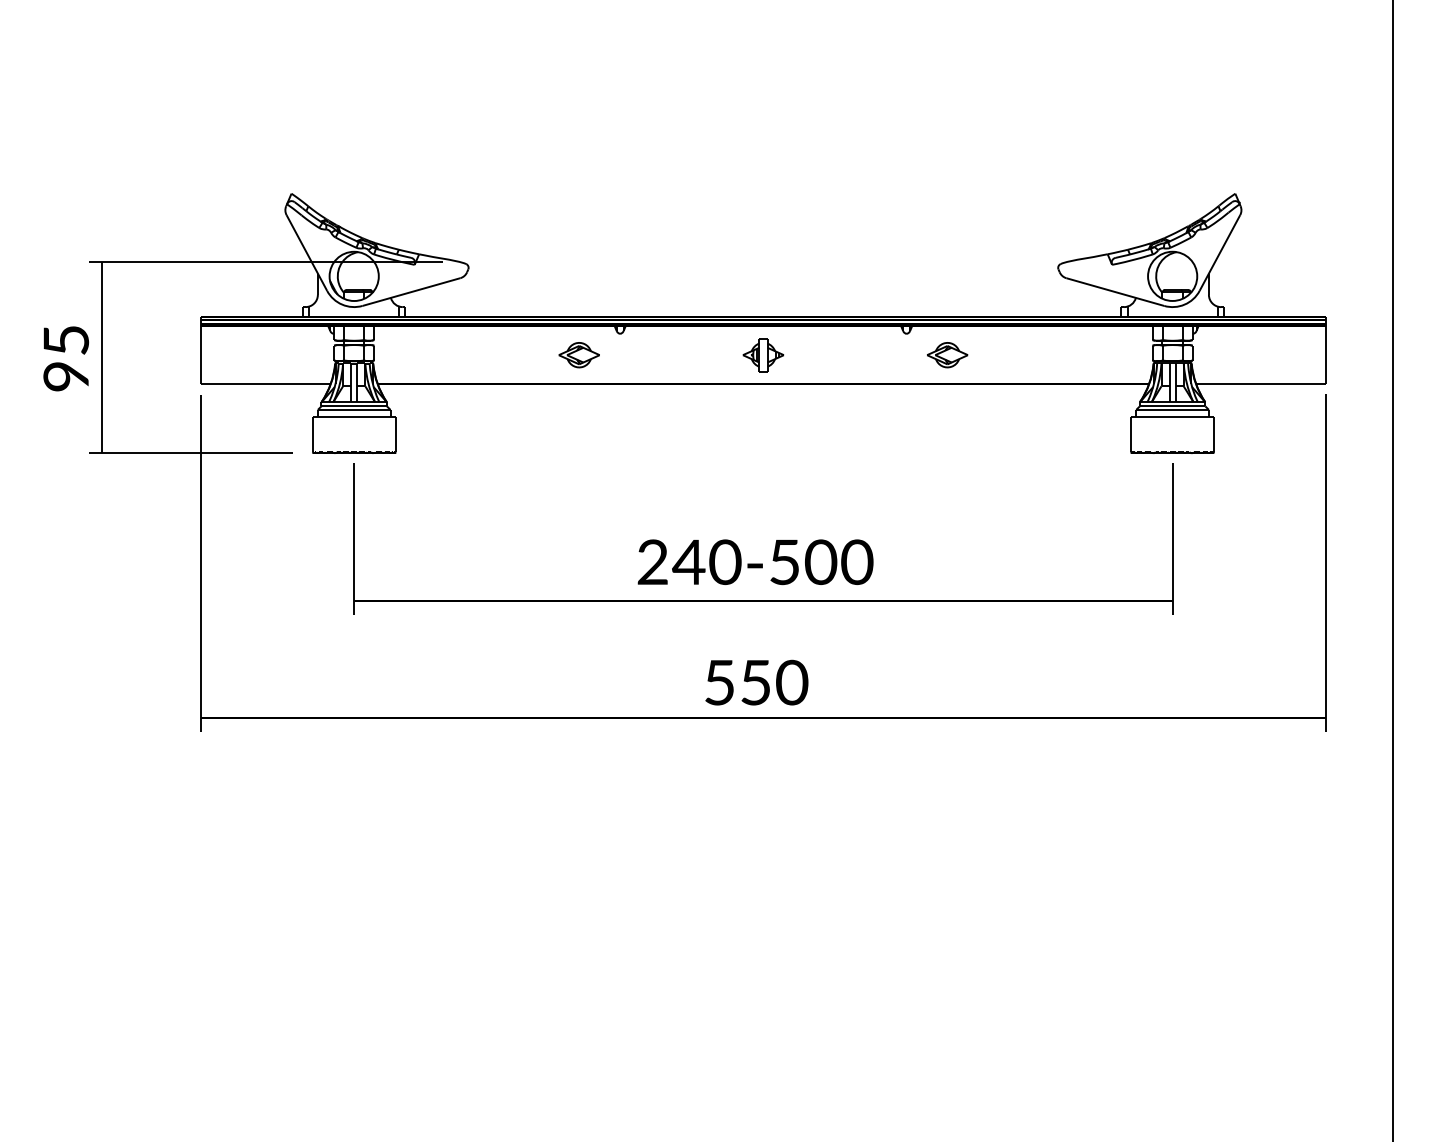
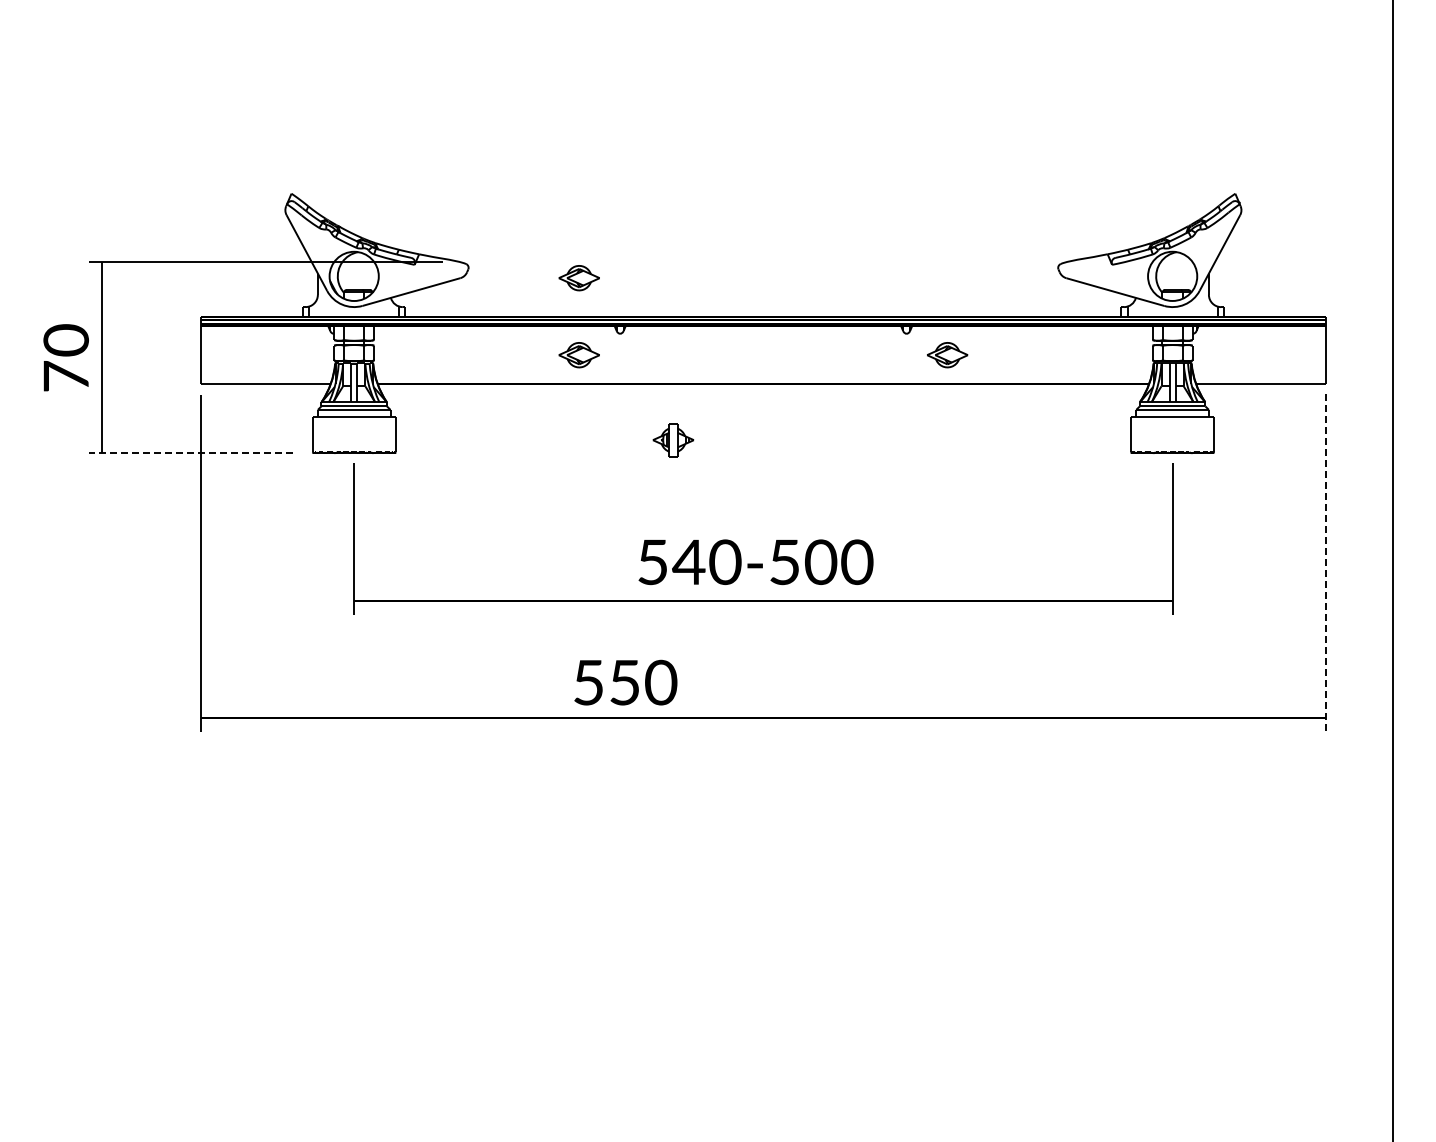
part: none -> present (578, 278)
part position: (763, 355) -> (673, 440) (673, 440)
text: 95 -> 70 (66, 357)
line: solid -> dashed (190, 453)
text: 240-500 -> 540-500 (652, 562)
line: solid -> dashed (1326, 562)
text position: (756, 682) -> (625, 682) (625, 682)
